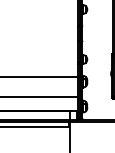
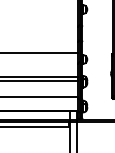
line: none -> present (40, 52)
line: none -> present (40, 80)
line: none -> present (77, 135)
